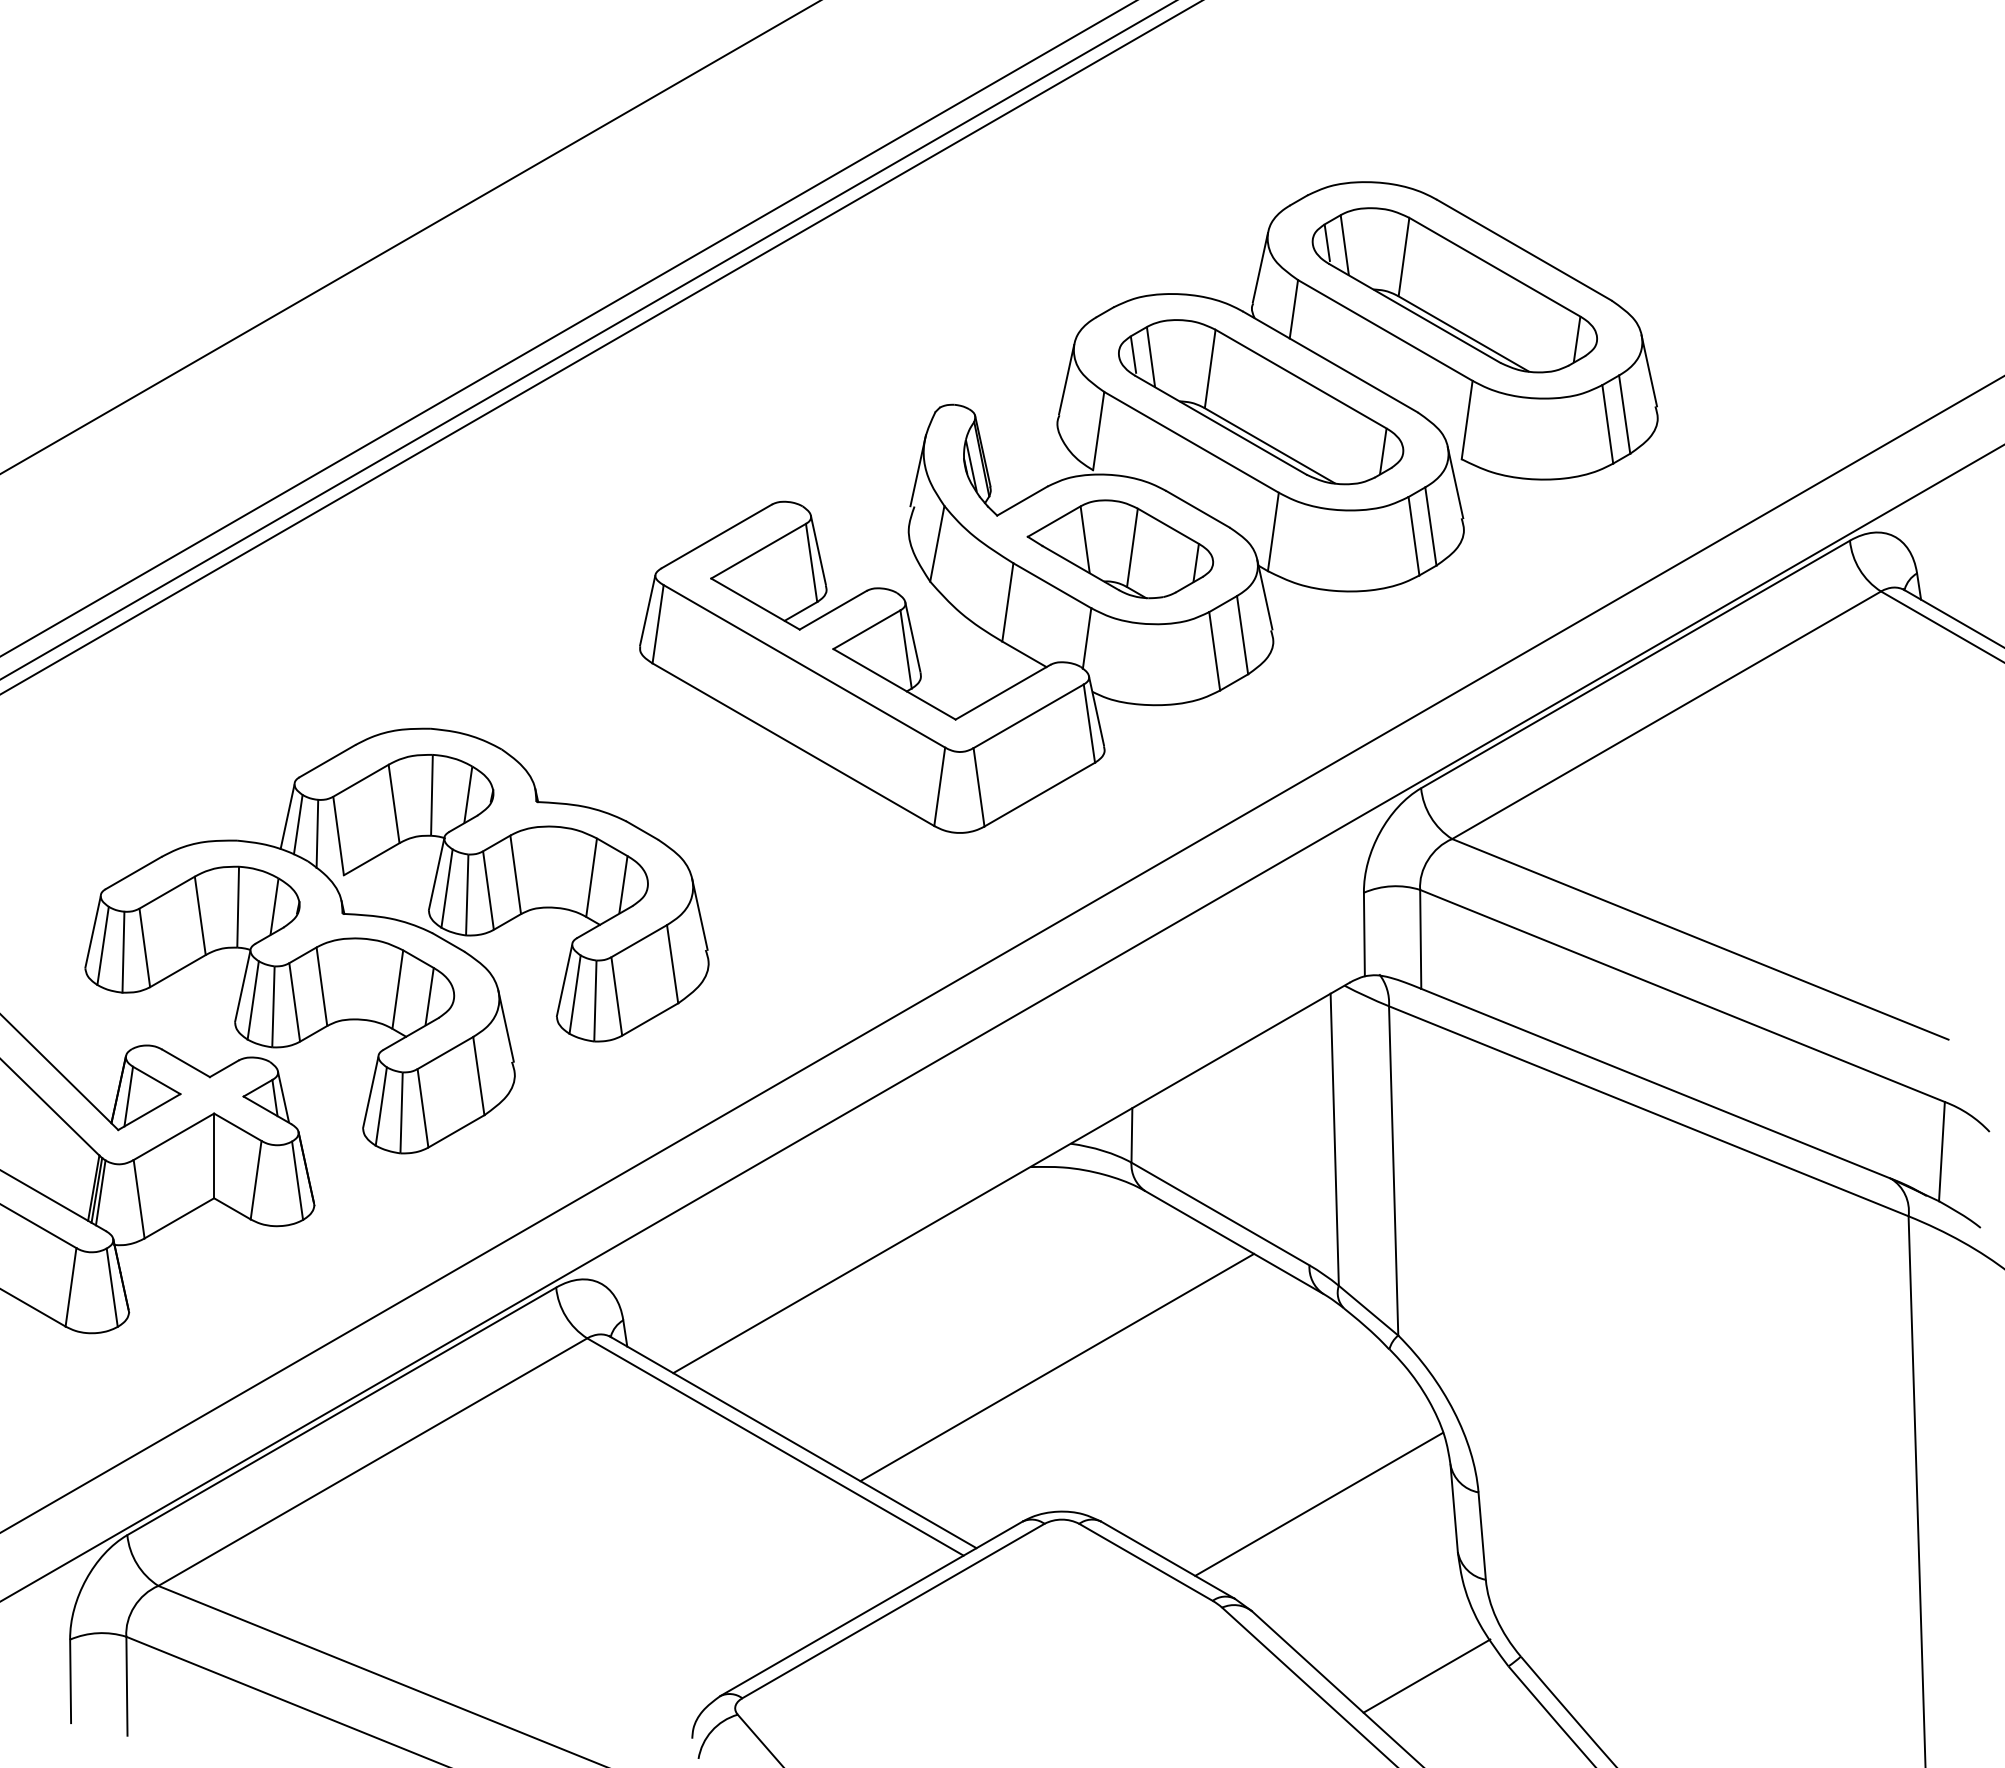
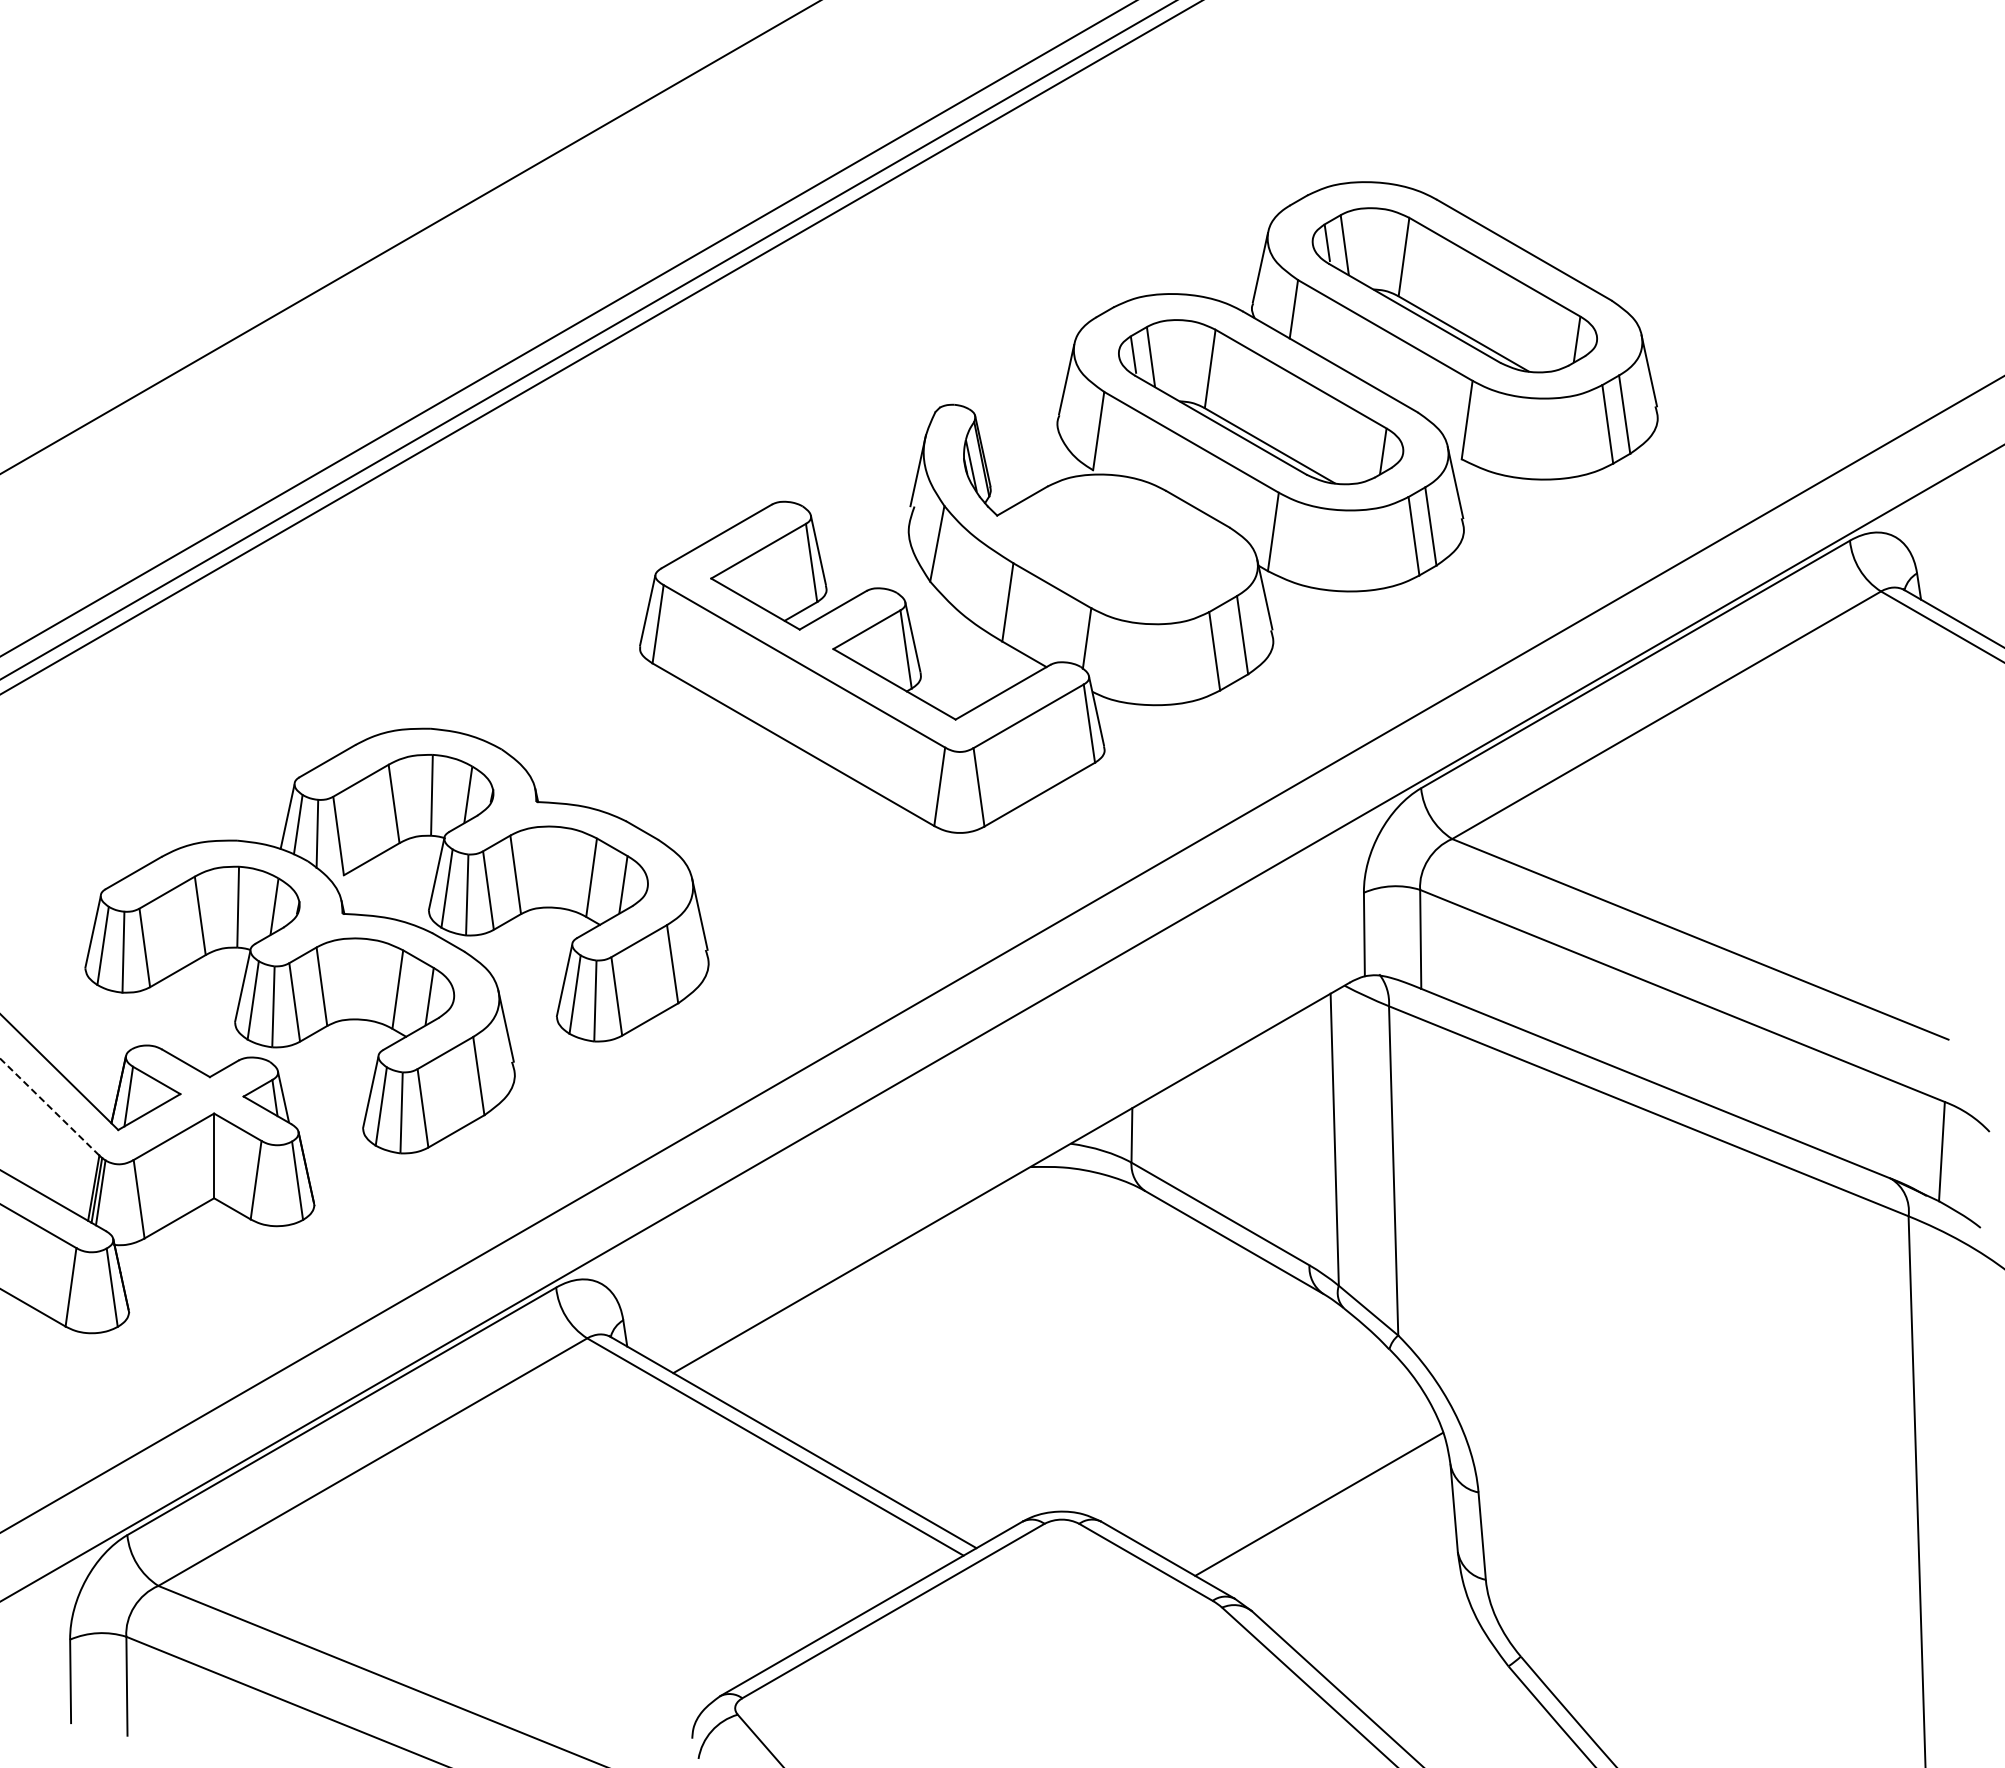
part: present -> none (1119, 549)
line: solid -> dashed (49, 1106)
line: present -> none (1057, 1367)
line: present -> none (1426, 1675)
